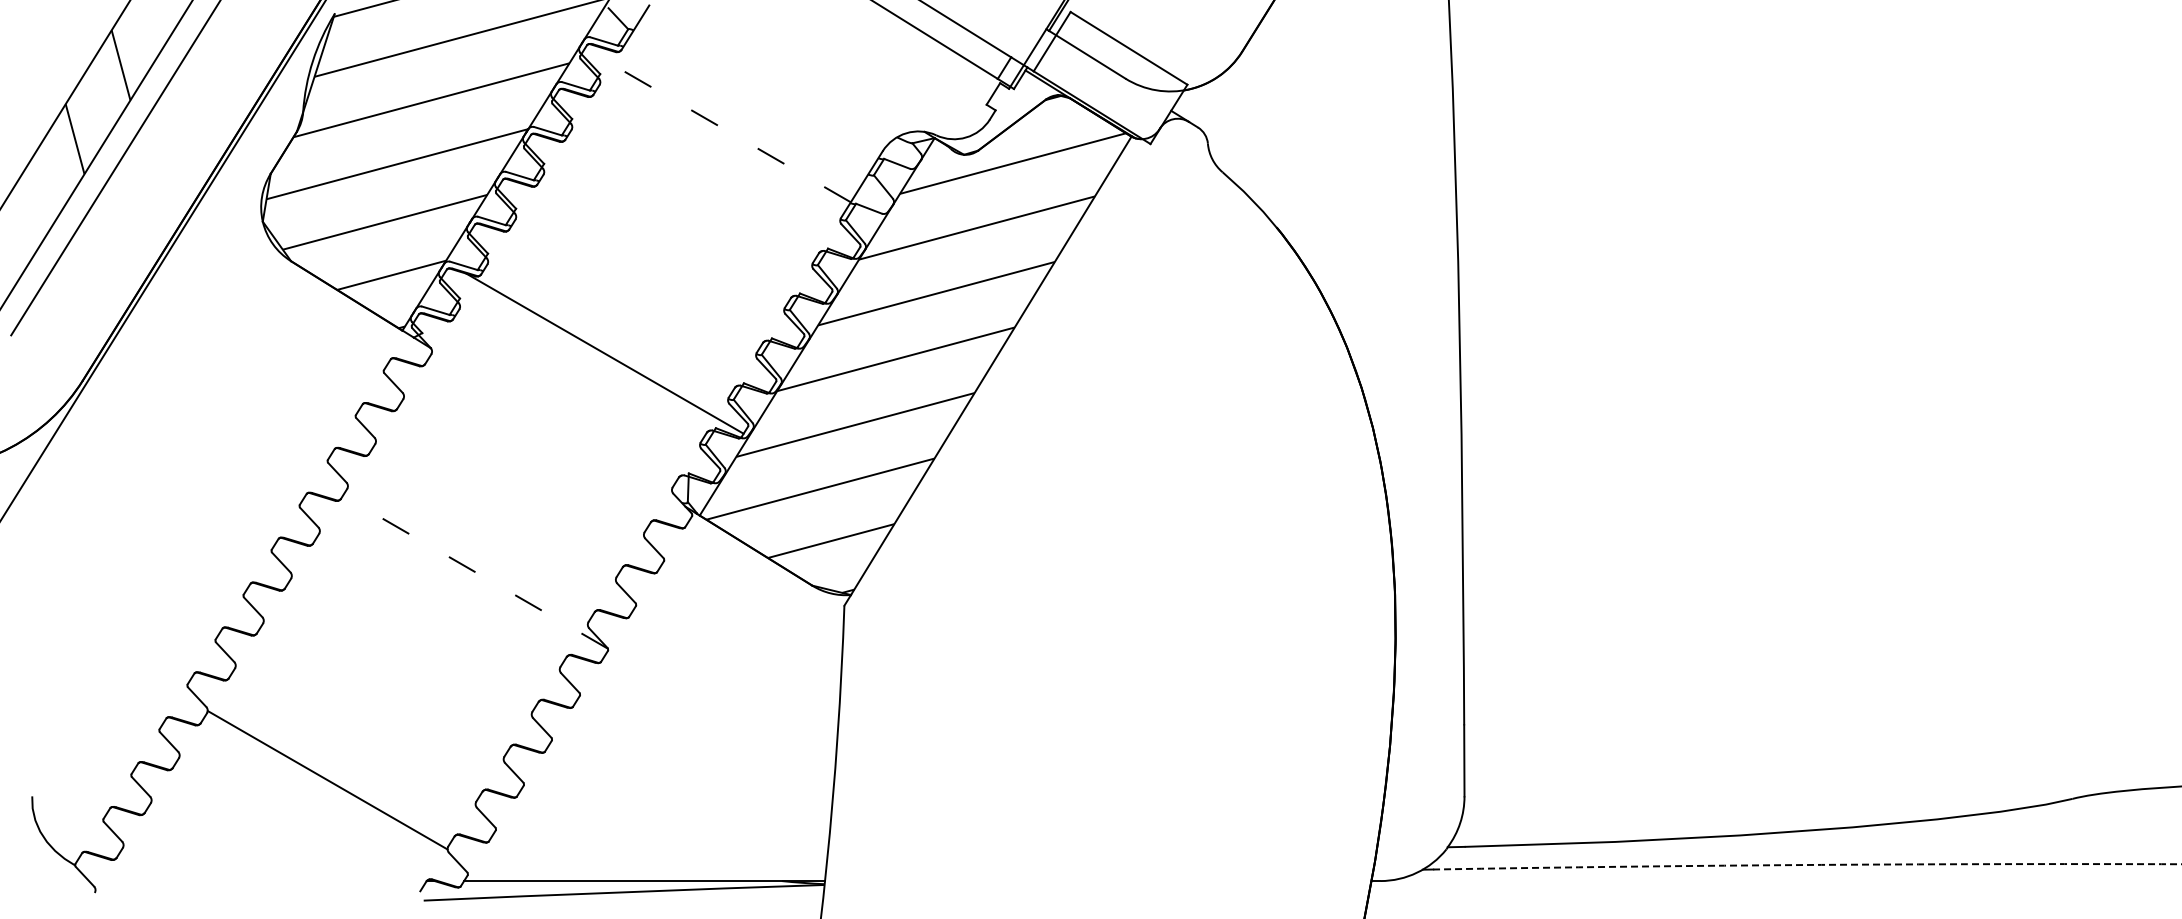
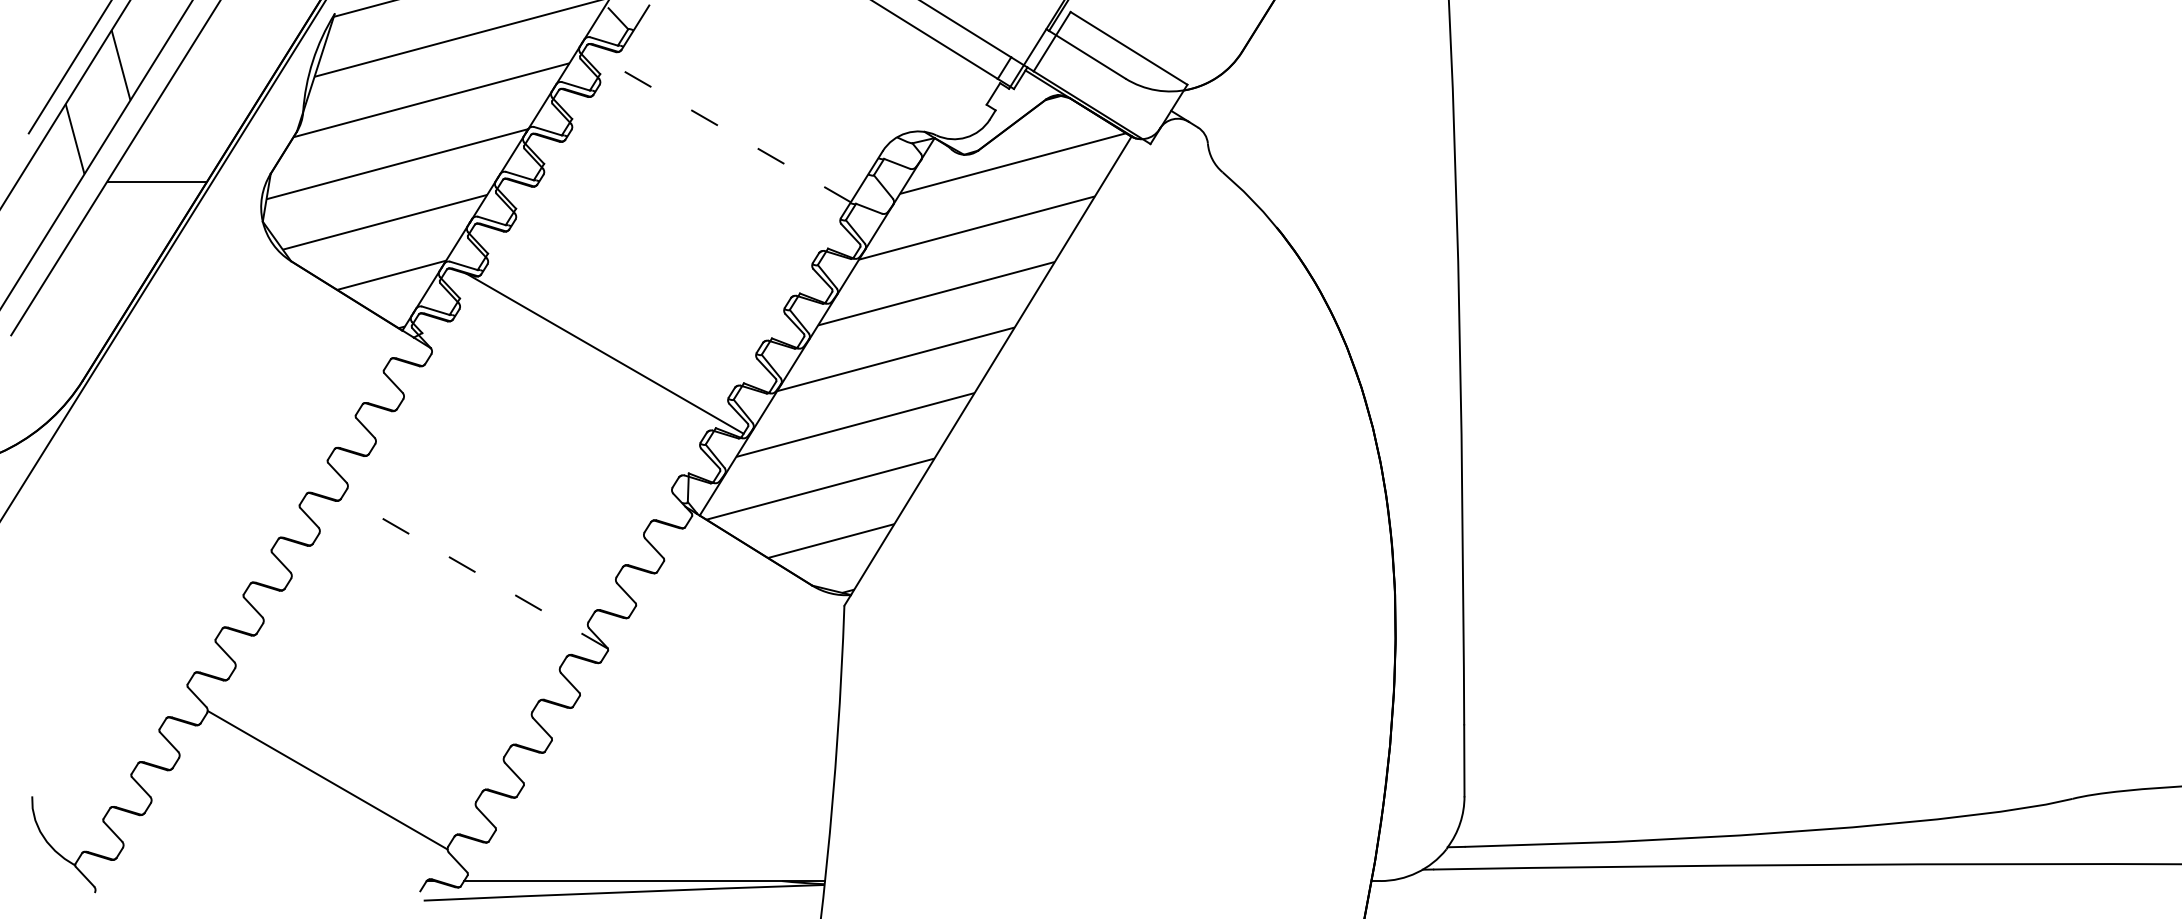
line: none -> present (69, 67)
line: none -> present (156, 182)
arc: dashed -> solid (1807, 865)
